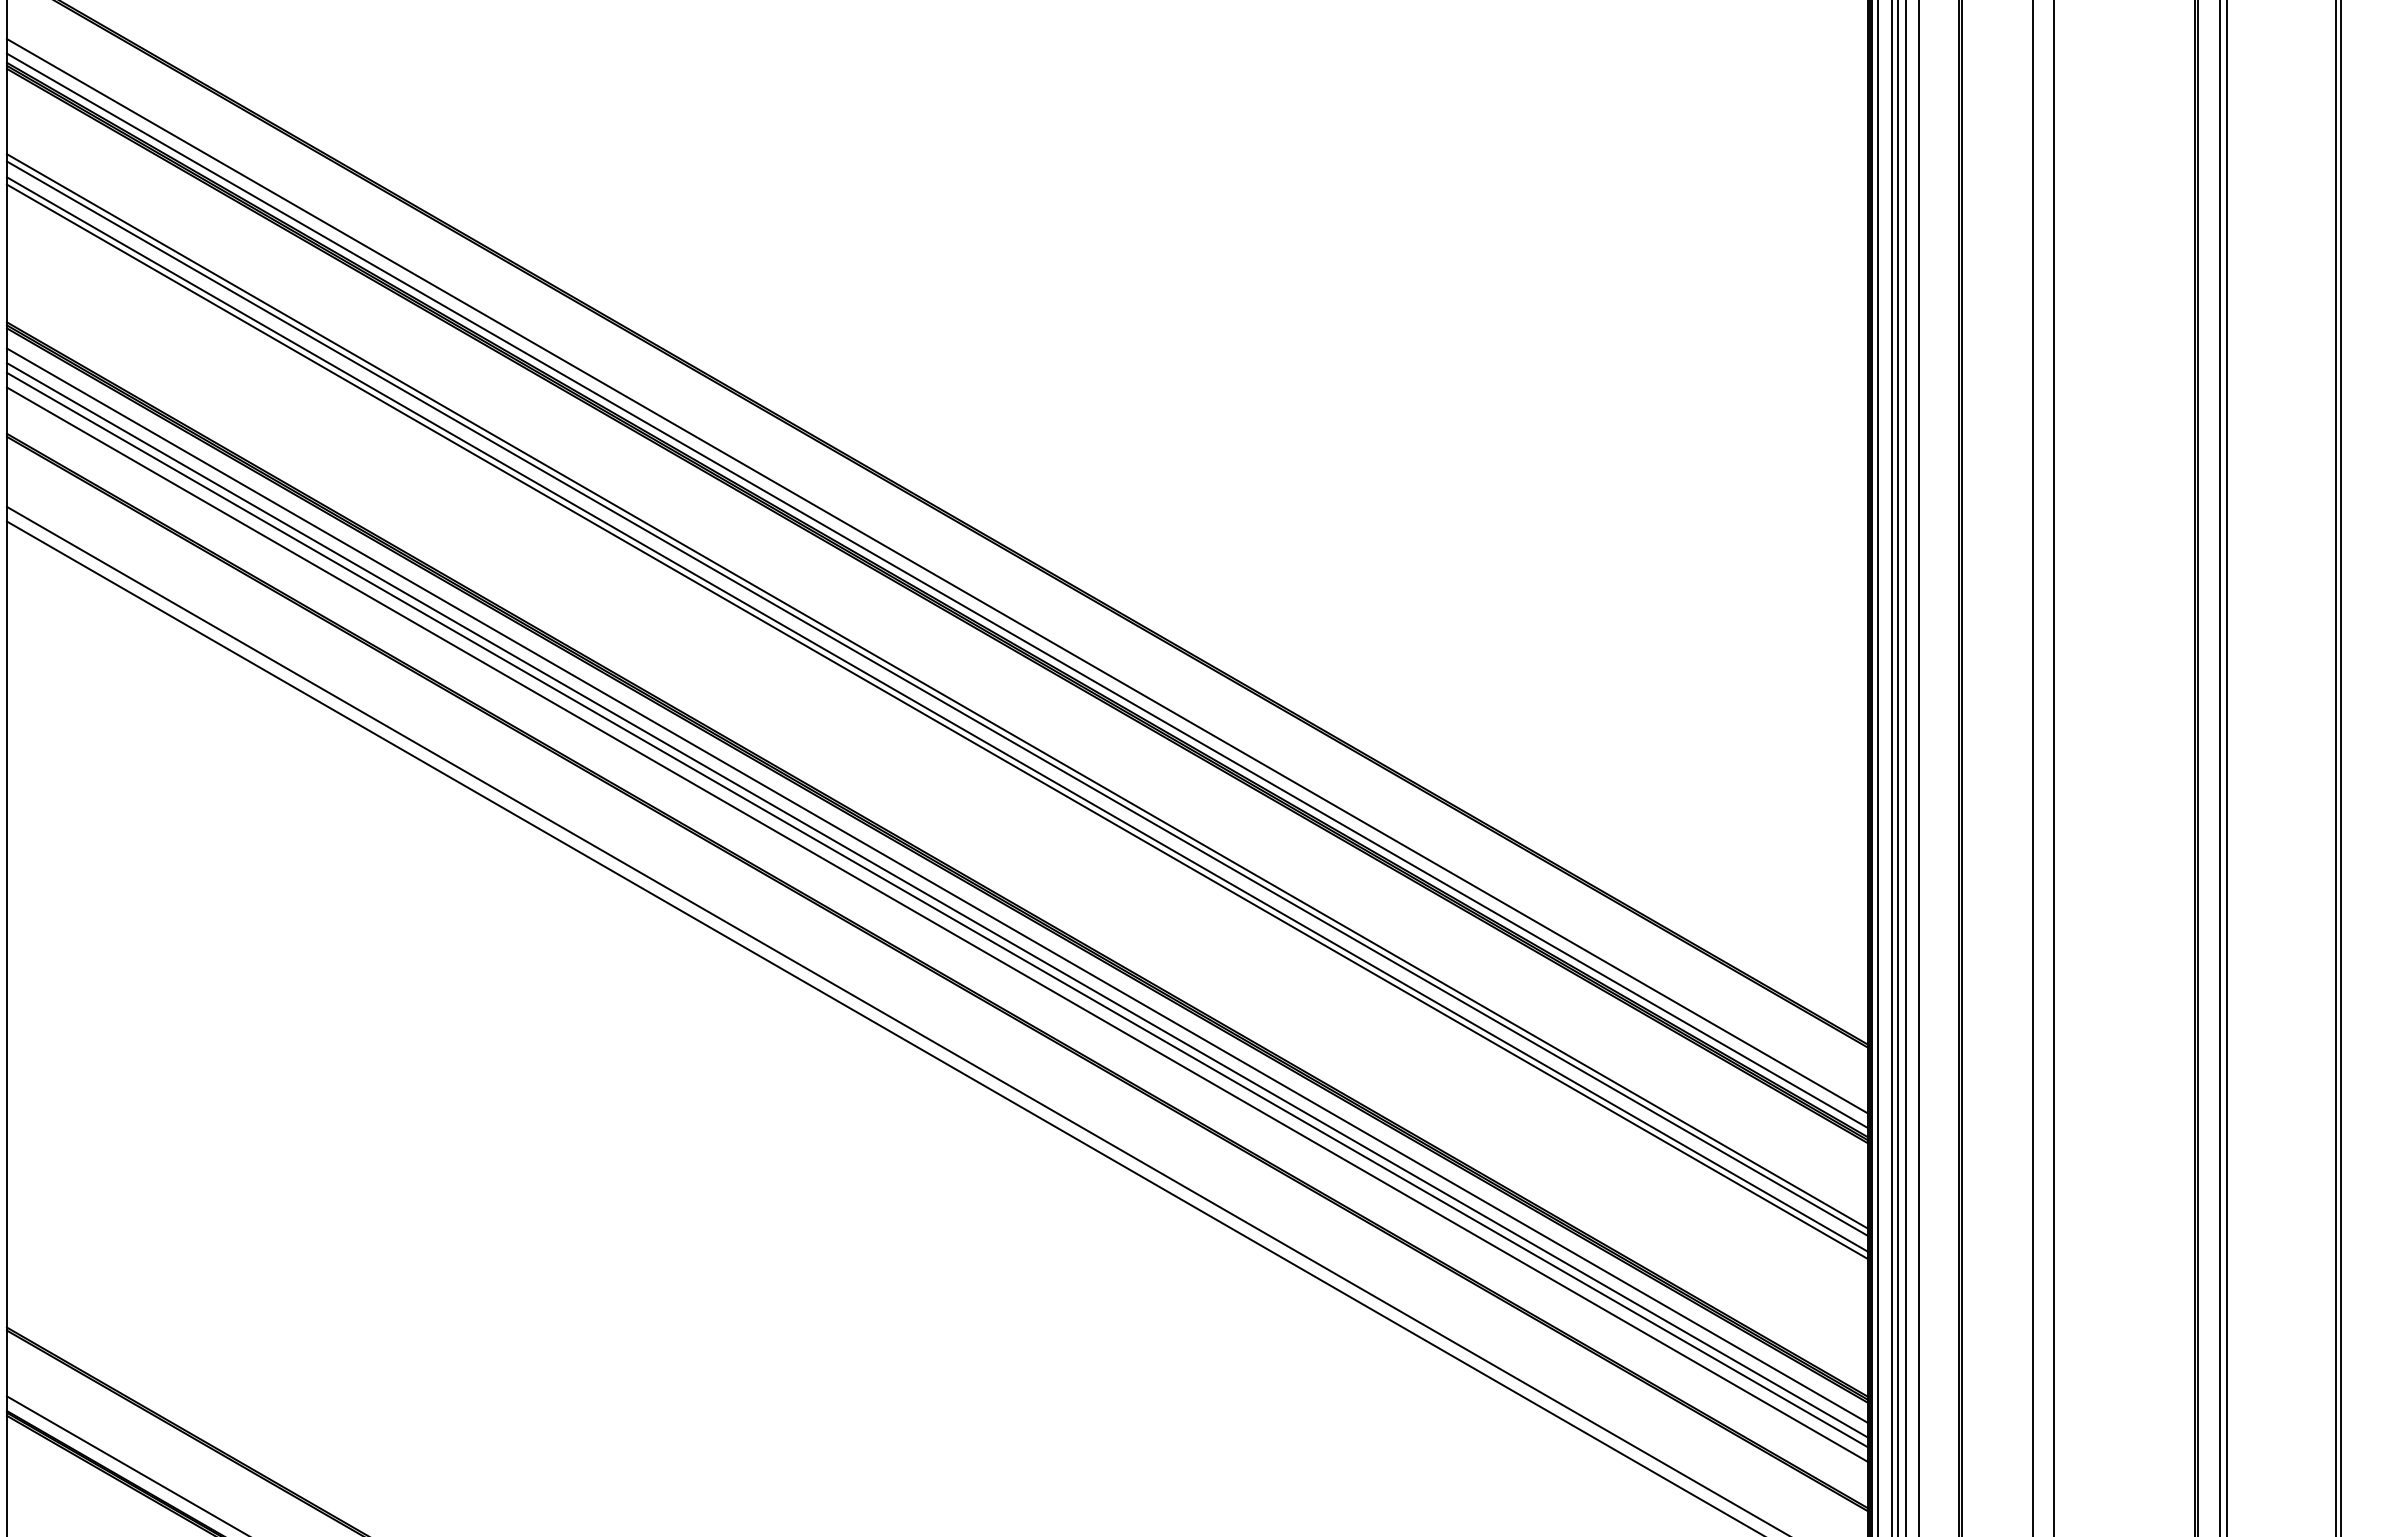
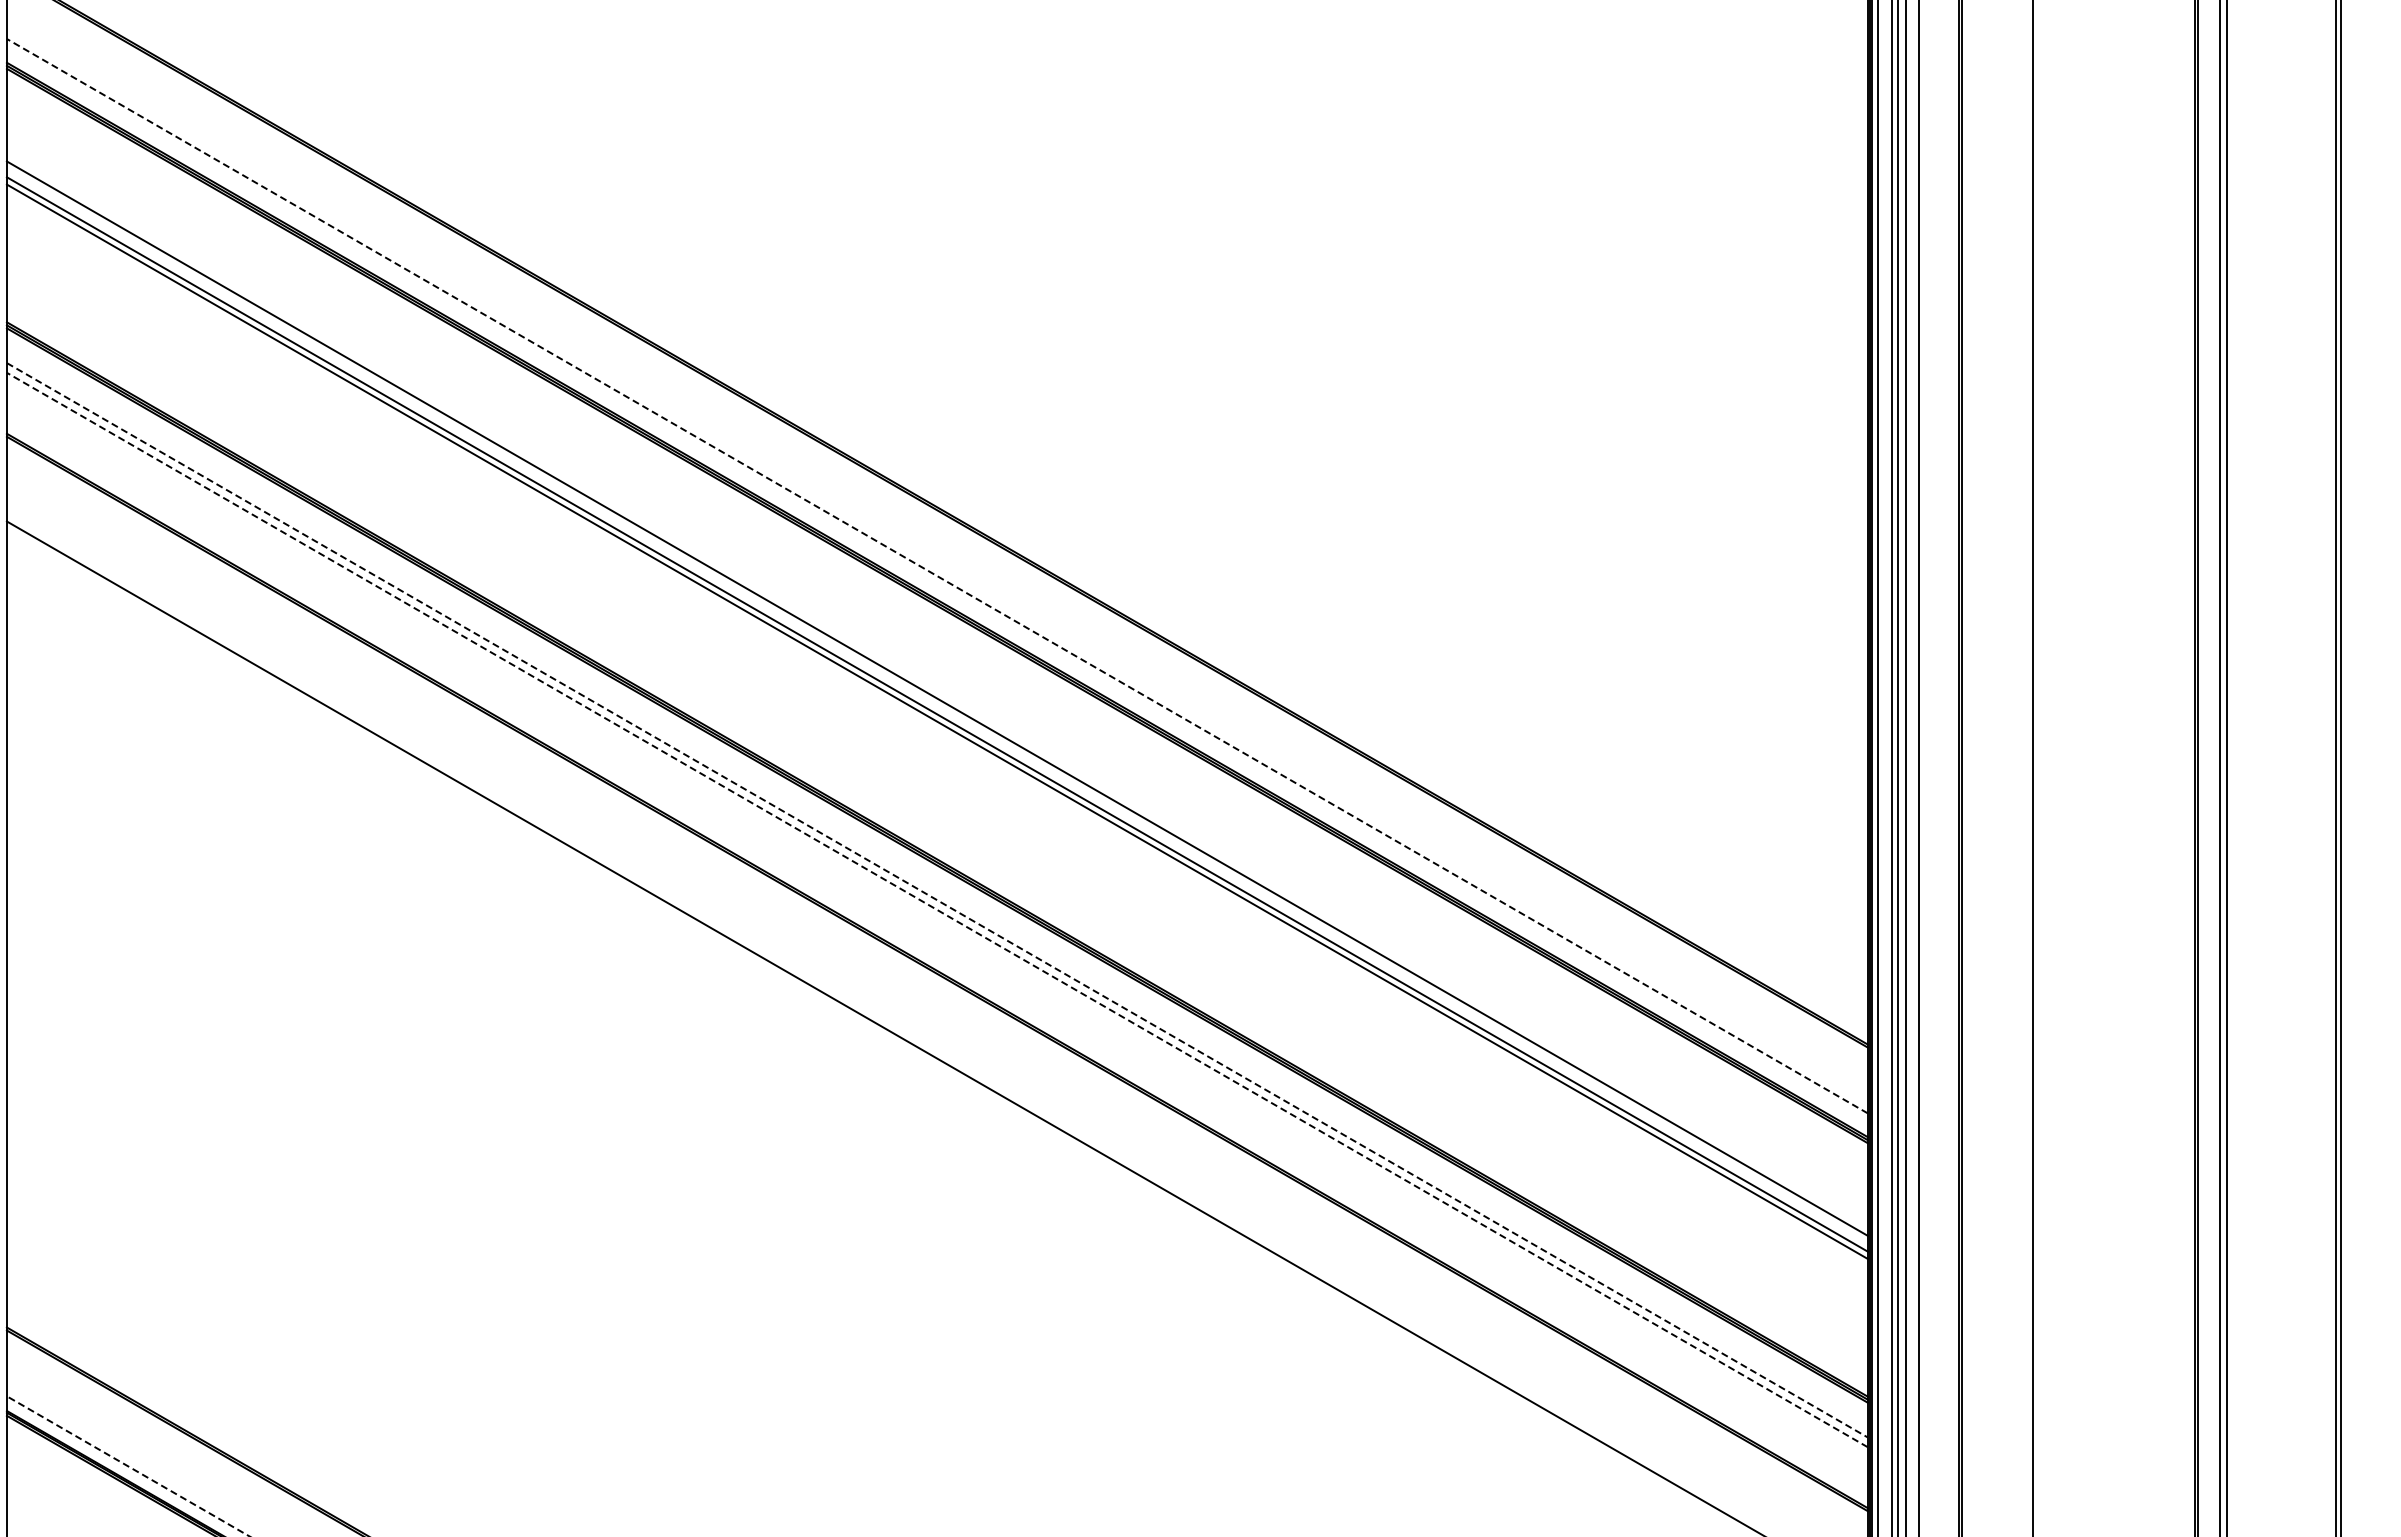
line: solid -> dashed (936, 575)
line: present -> none (936, 590)
line: present -> none (936, 691)
line: present -> none (2054, 767)
line: present -> none (936, 885)
line: solid -> dashed (937, 900)
line: solid -> dashed (936, 909)
line: present -> none (936, 924)
line: present -> none (895, 1019)
line: solid -> dashed (128, 1466)
